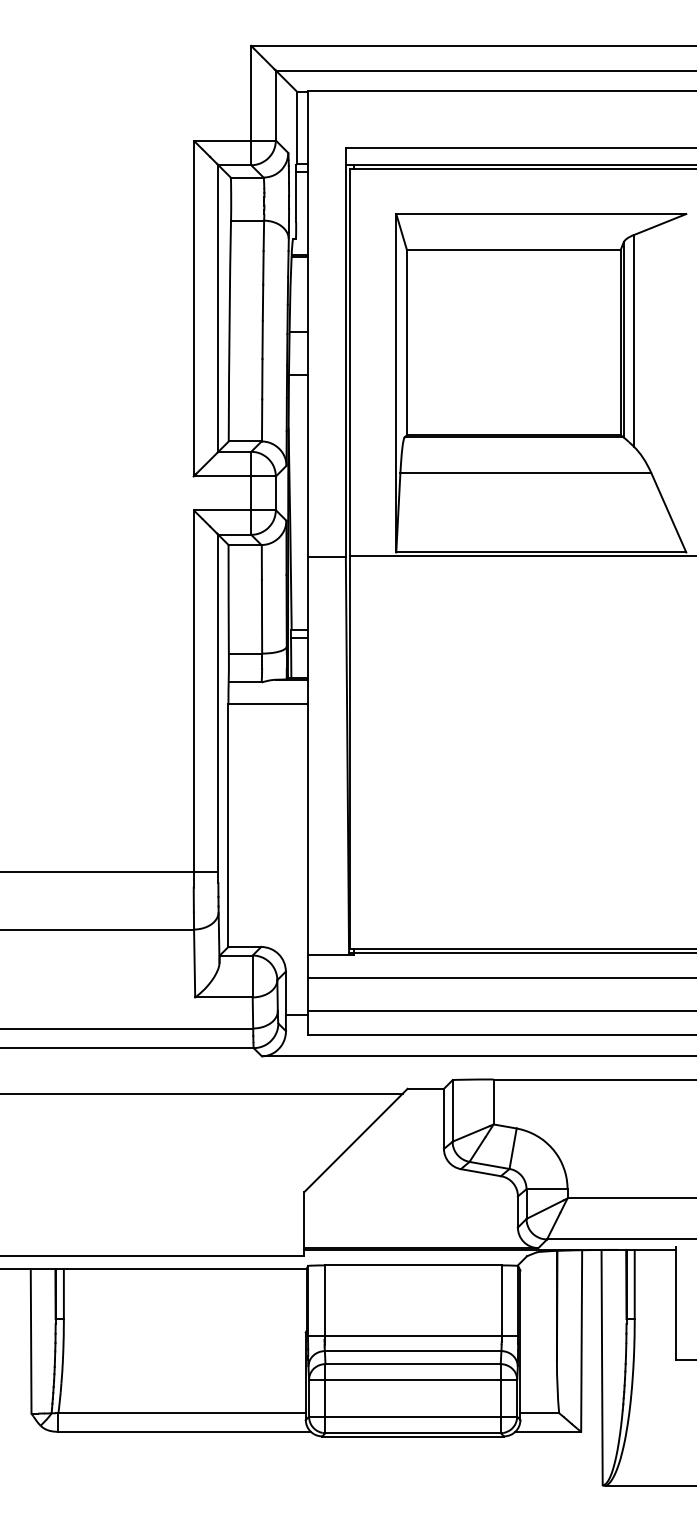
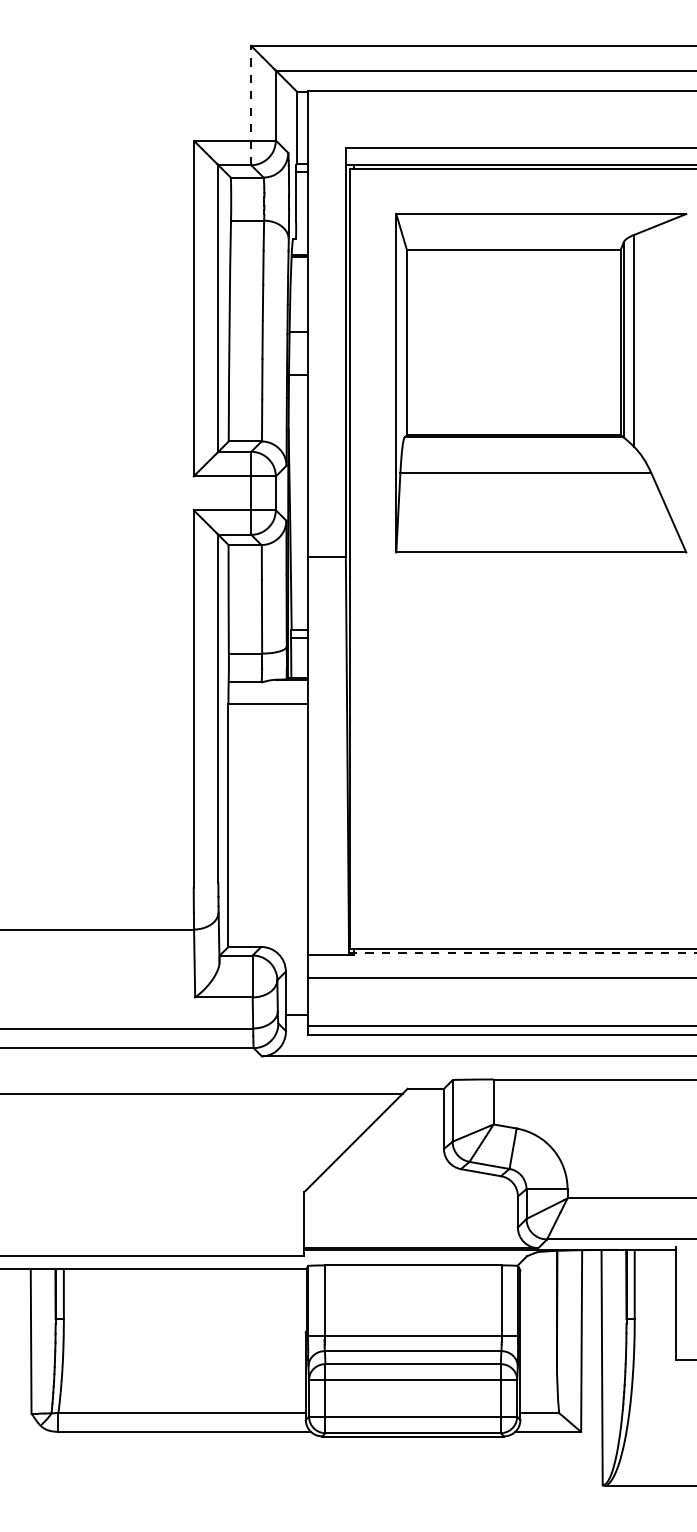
line: solid -> dashed (251, 105)
line: present -> none (521, 556)
line: present -> none (110, 871)
line: solid -> dashed (523, 953)
line position: (500, 1010) -> (500, 1025) (500, 1025)
